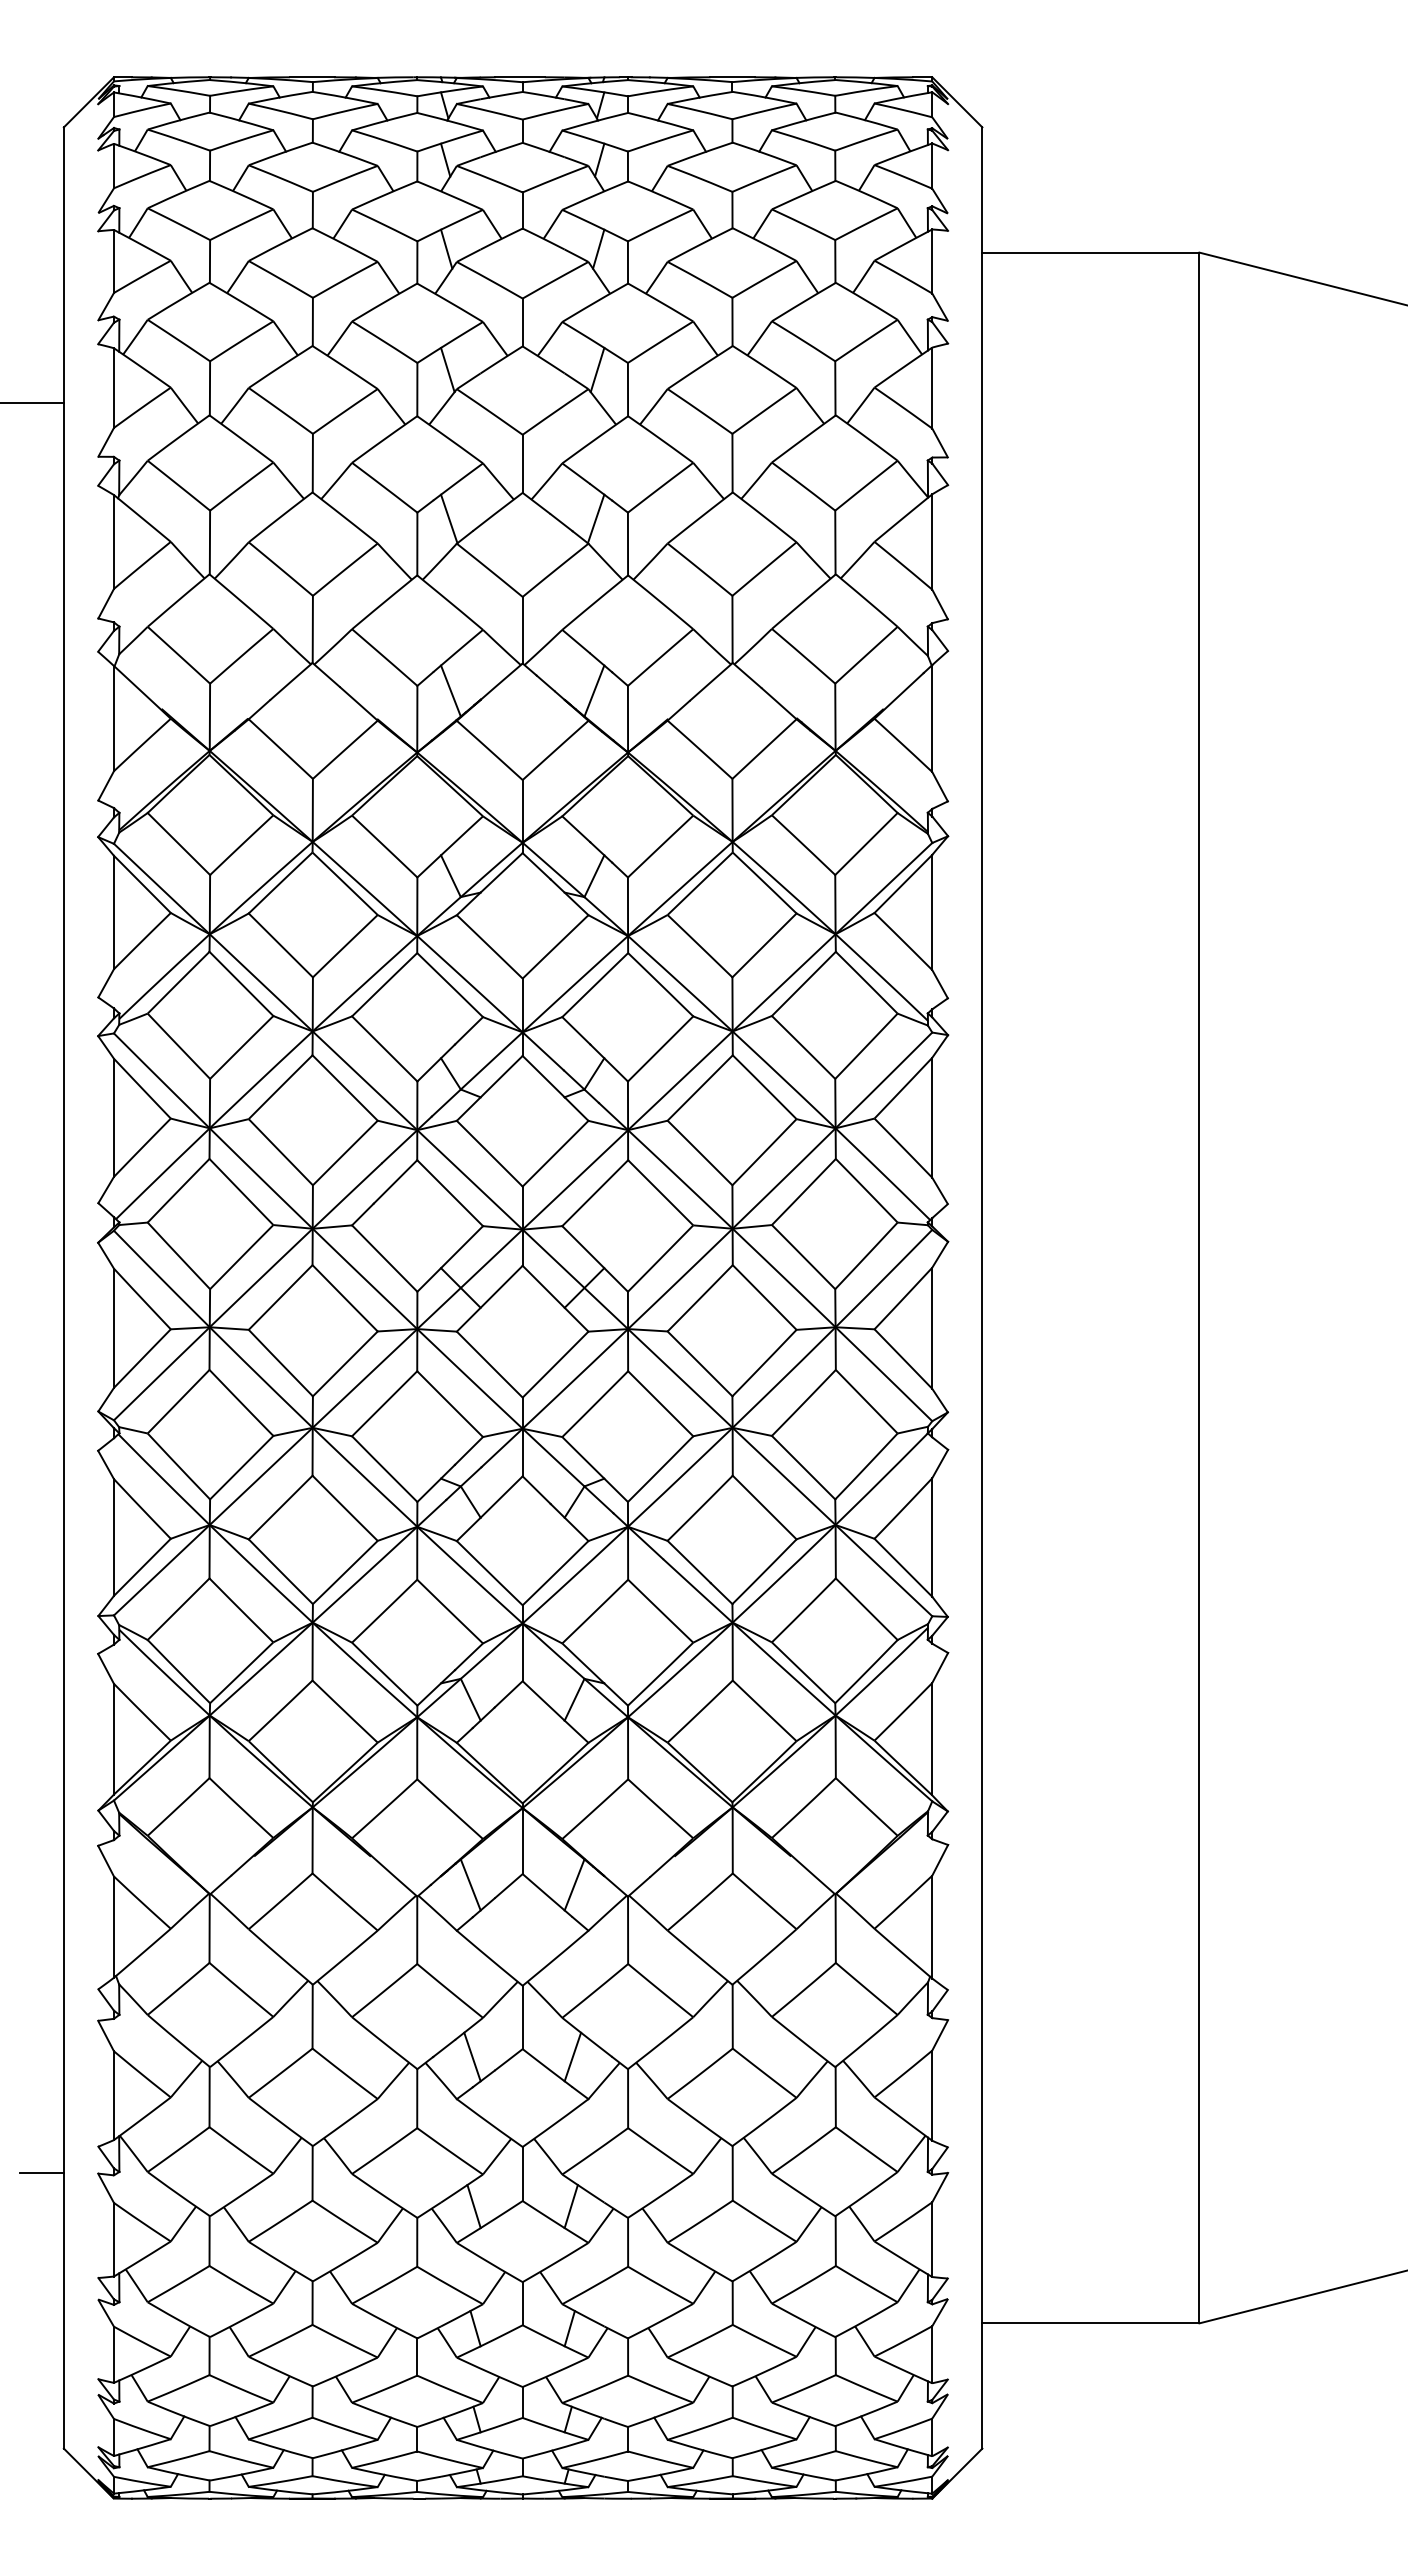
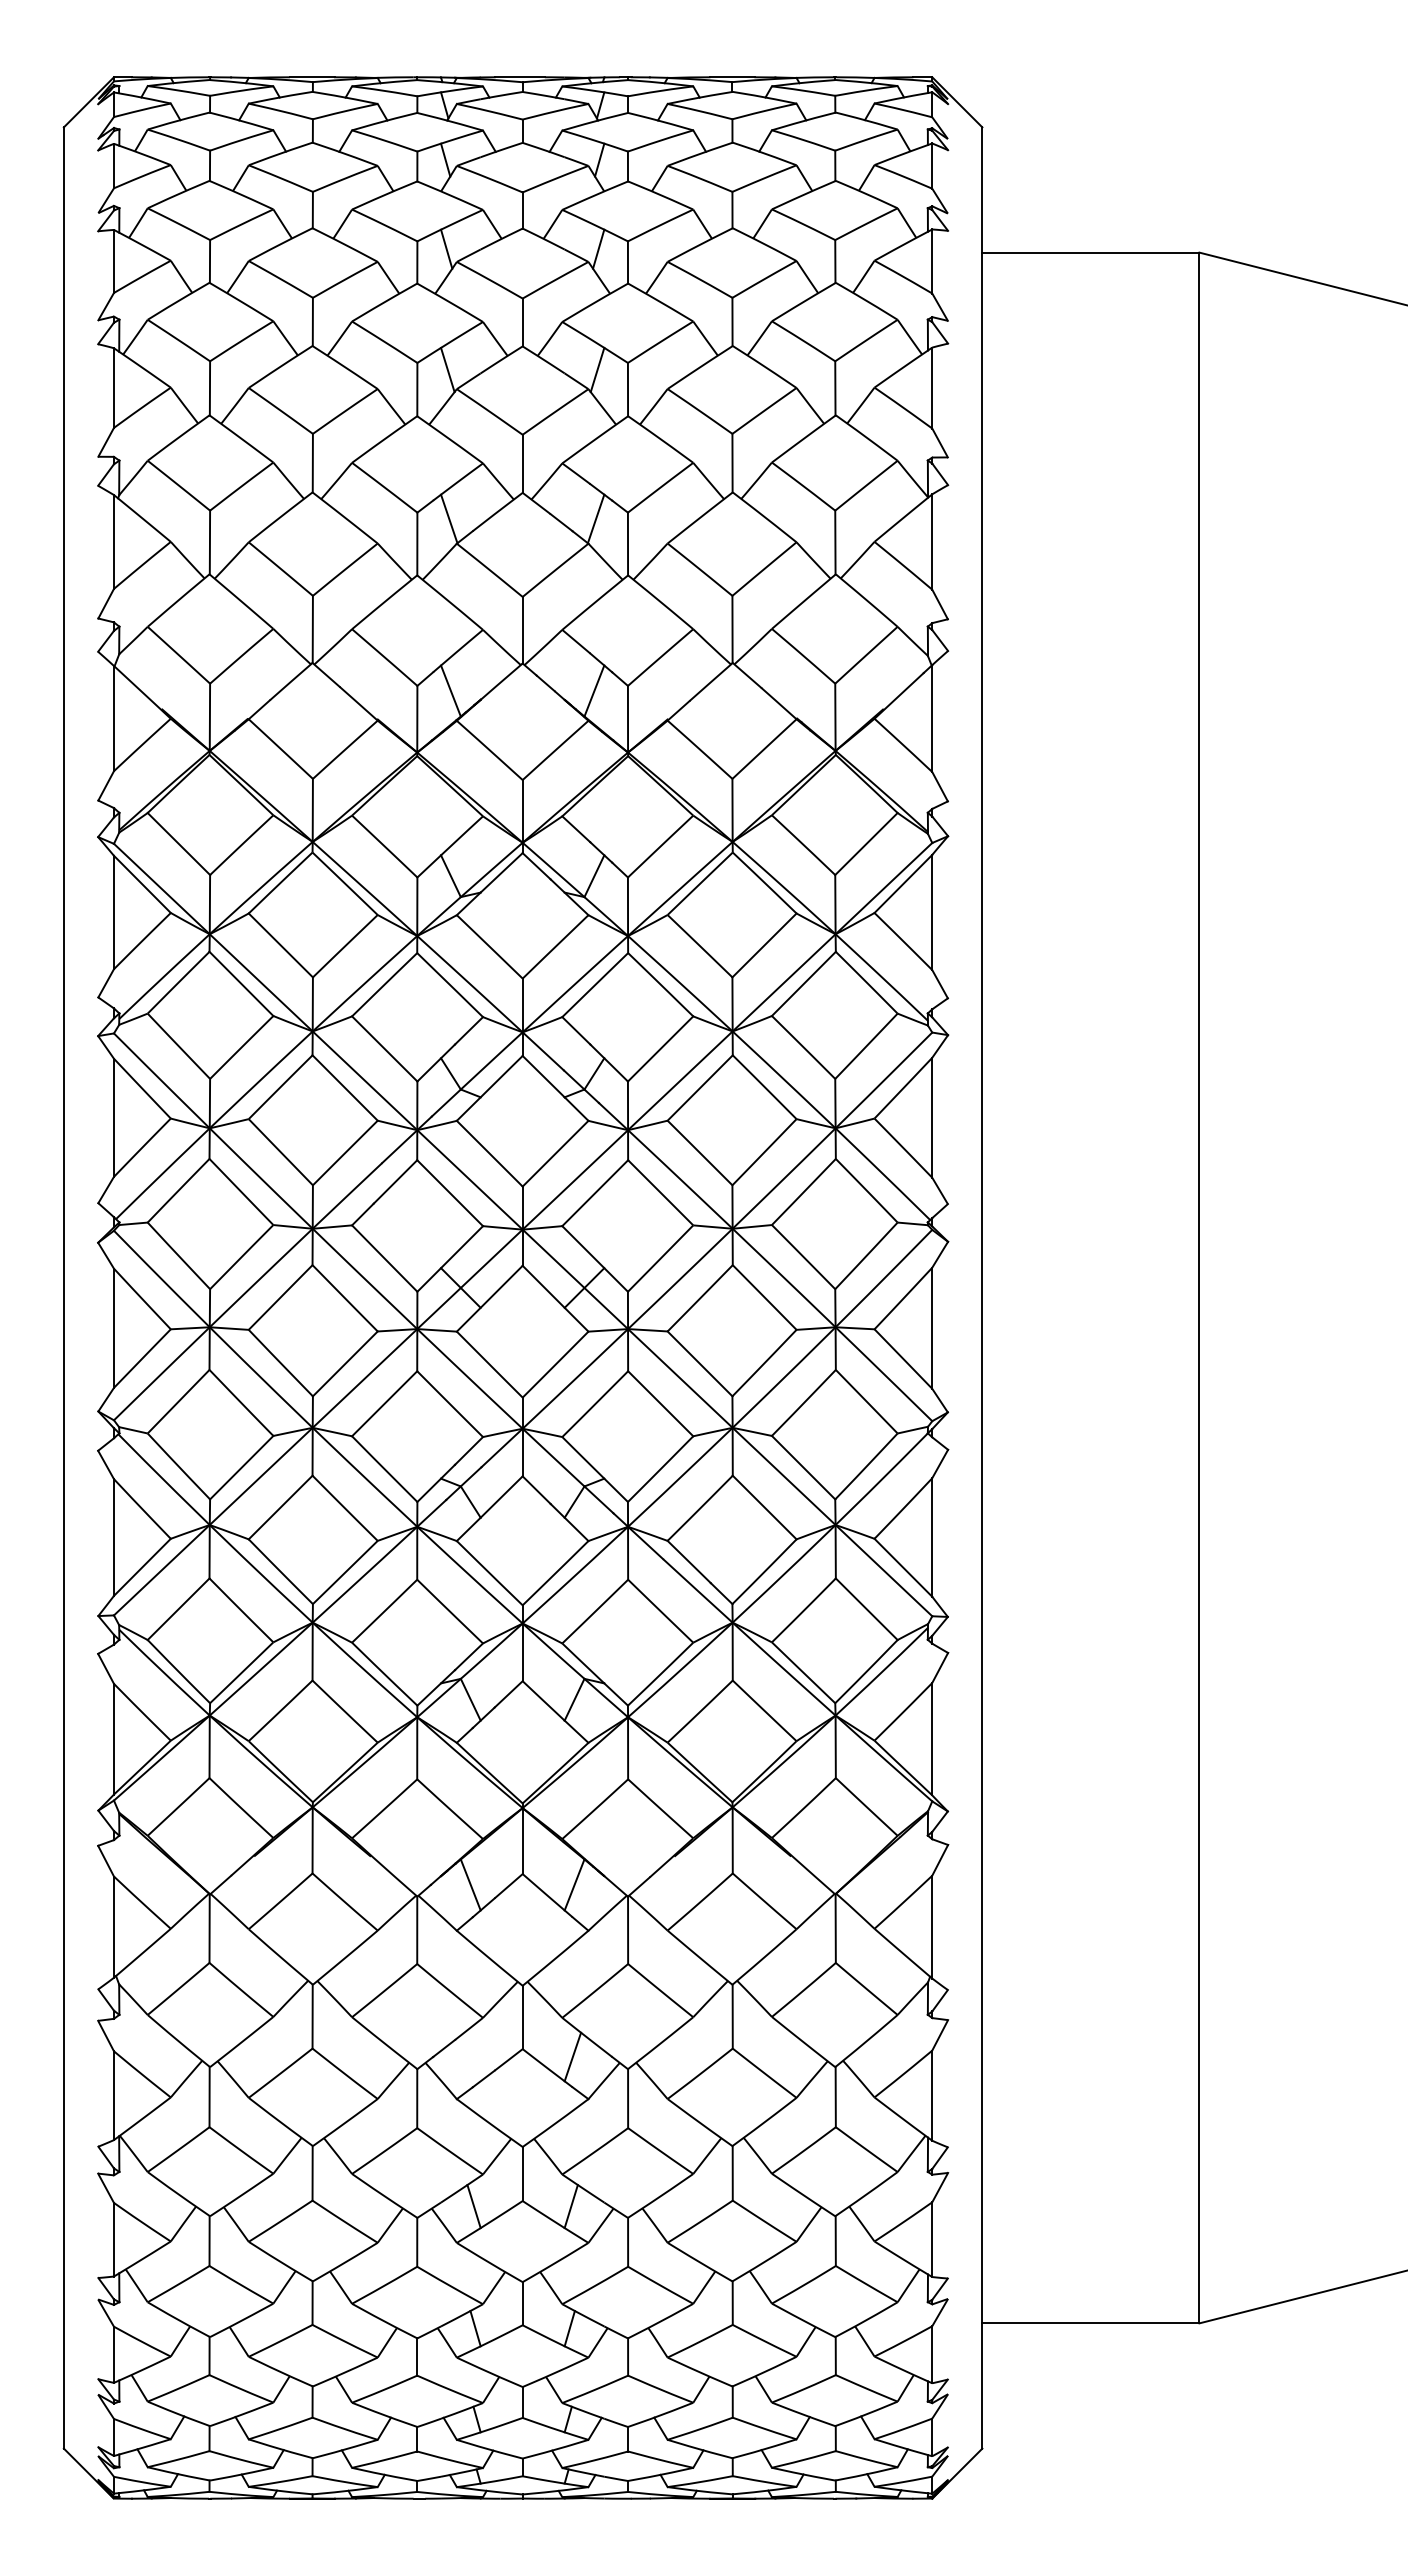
line: present -> none (32, 402)
line: present -> none (472, 2056)
line: present -> none (41, 2173)
